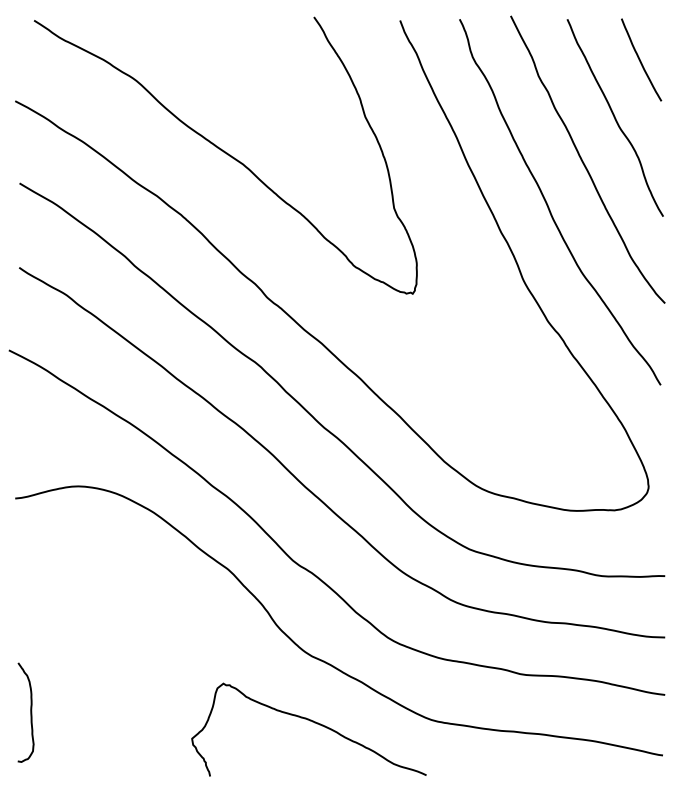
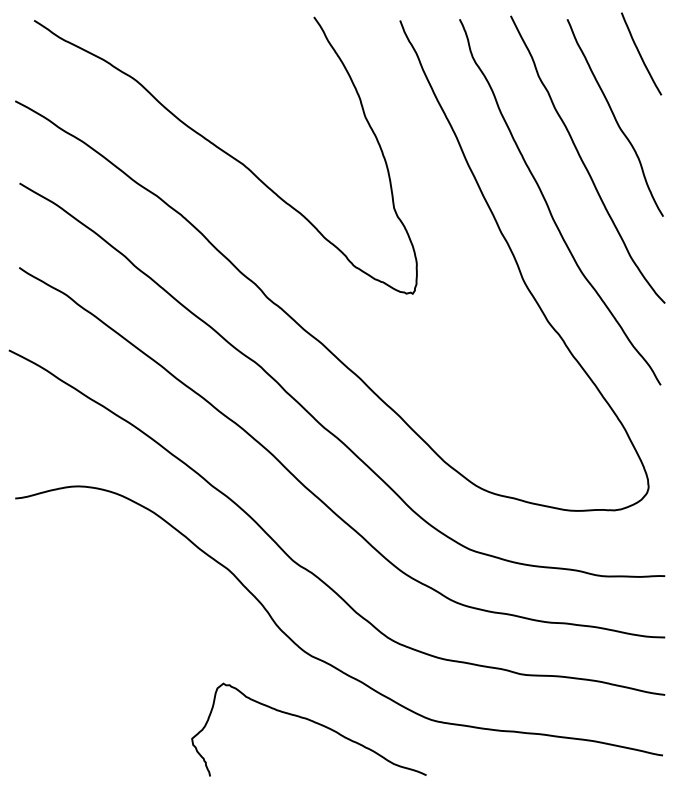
curve position: (640, 59) -> (640, 53) (640, 53)
curve: present -> none (30, 712)
